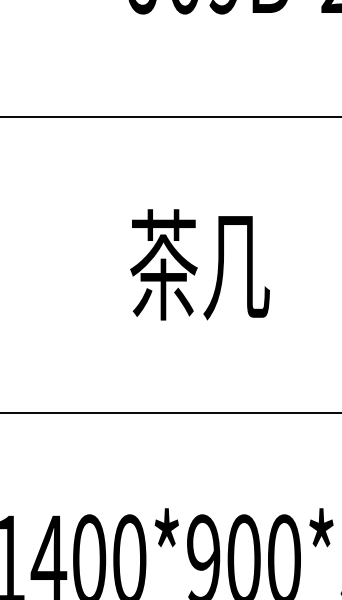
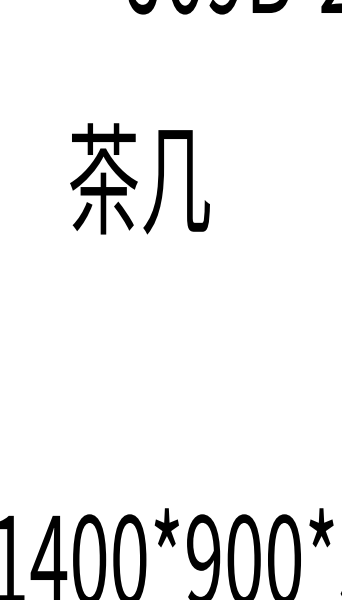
line: present -> none (170, 116)
text position: (199, 264) -> (139, 178) (139, 178)
line: present -> none (170, 412)
